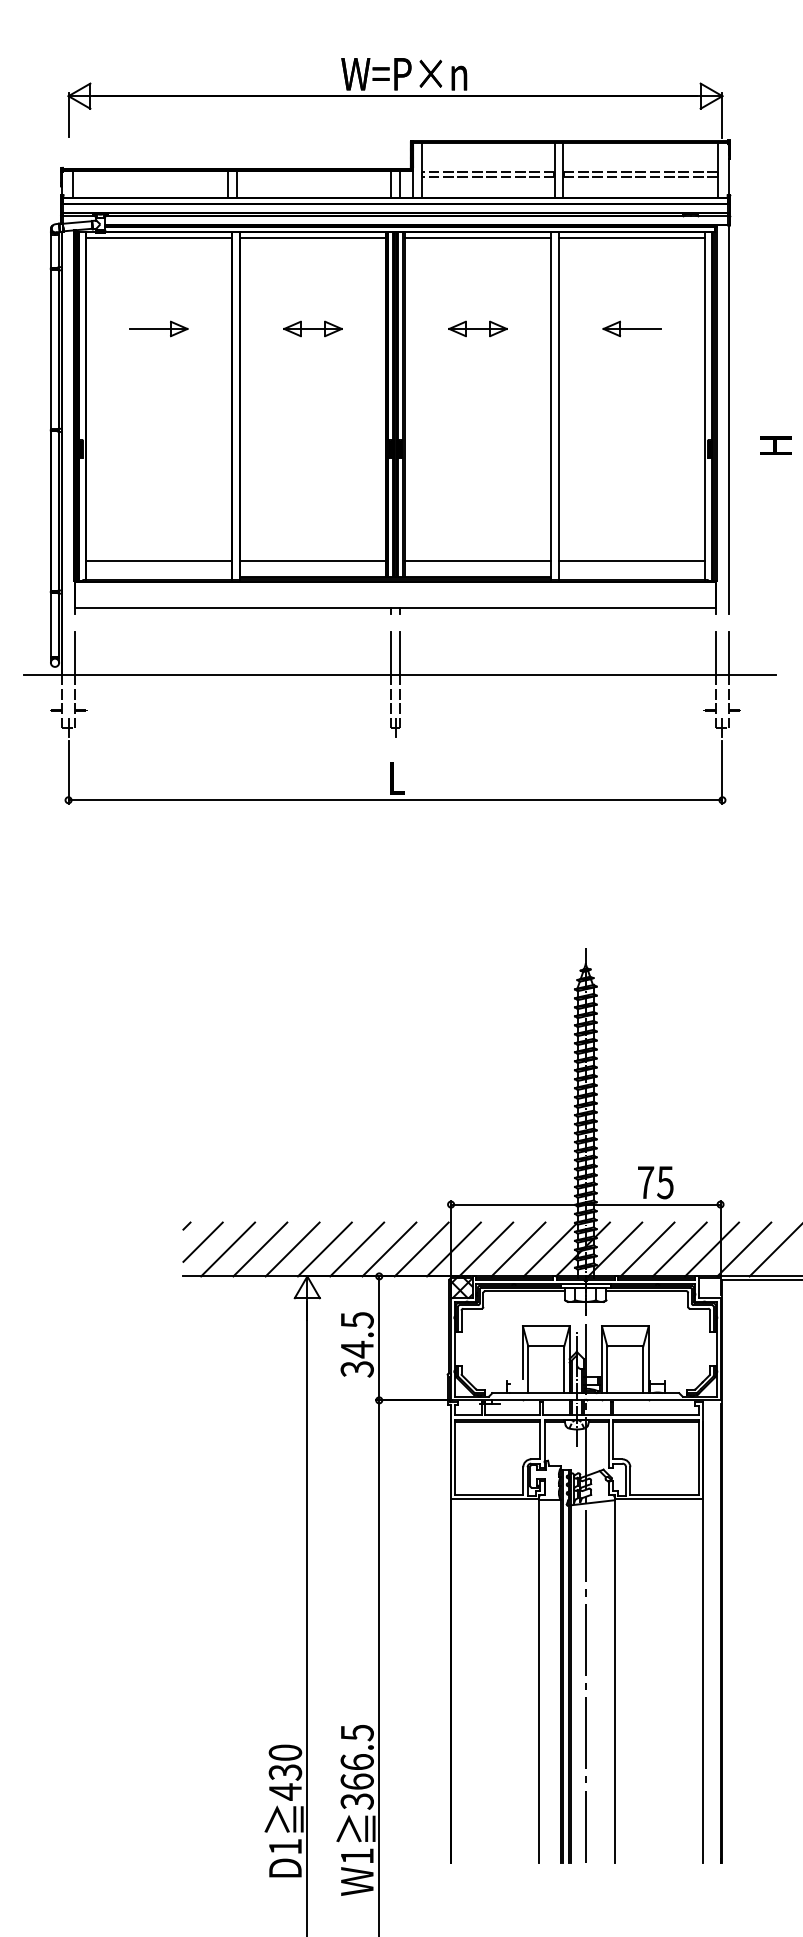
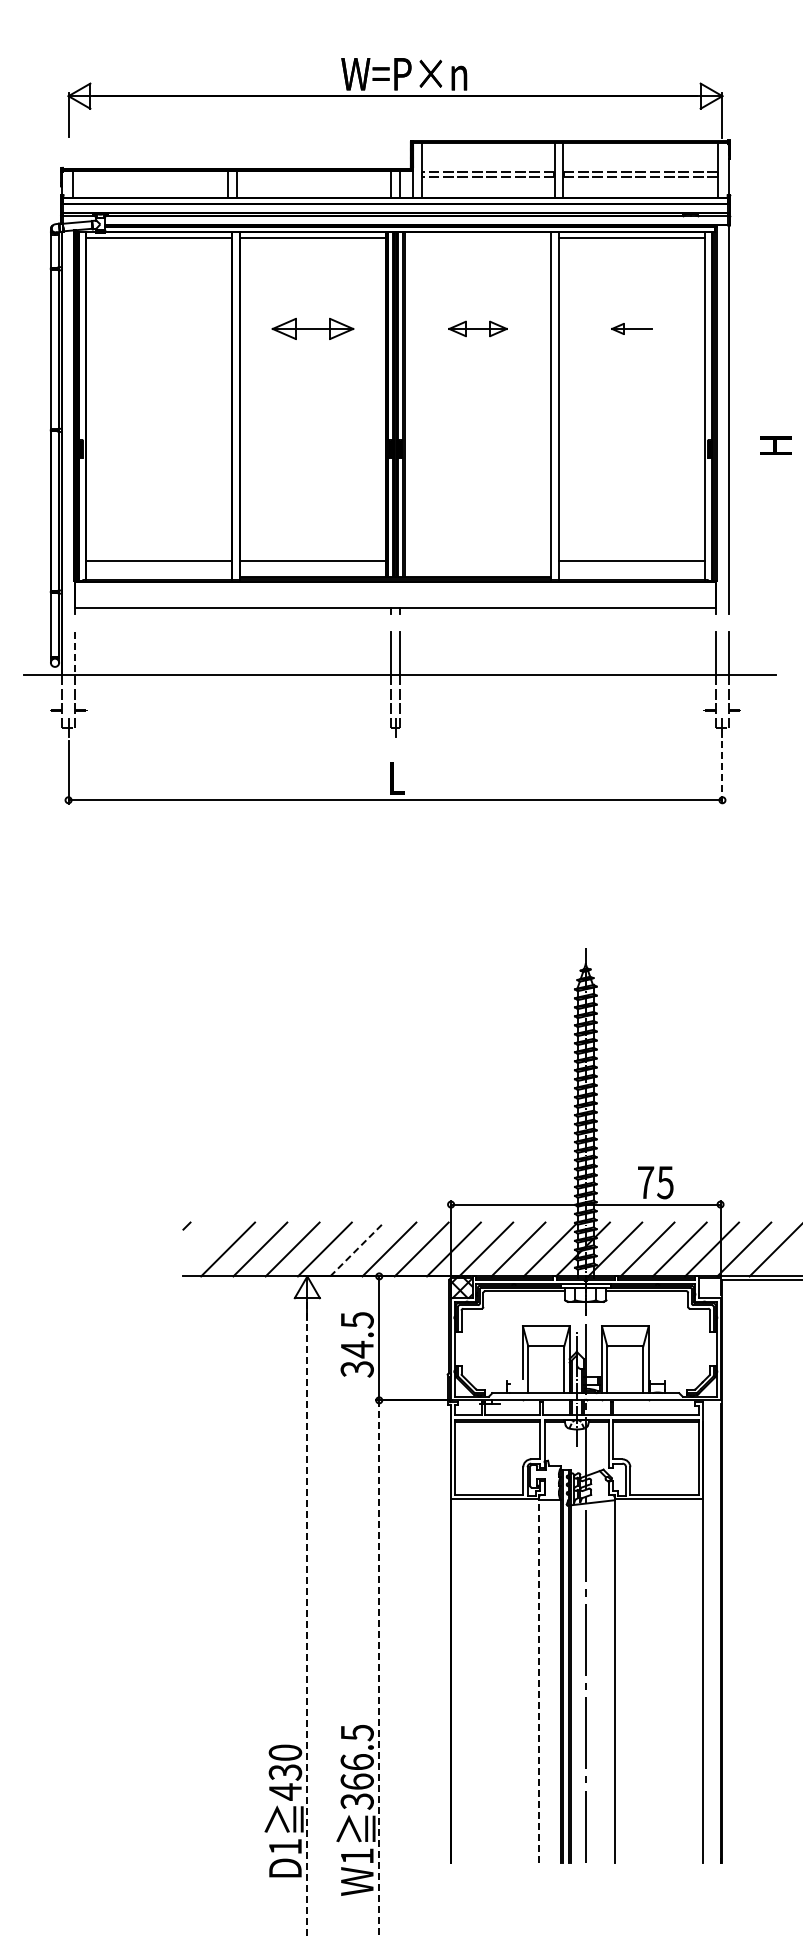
line: present -> none (477, 238)
part: present -> none (158, 328)
part size: 60x18 px -> 84x23 px (312, 328)
part size: 60x18 px -> 42x12 px (631, 328)
line: present -> none (477, 560)
line: solid -> dashed (75, 653)
line: solid -> dashed (722, 772)
line: present -> none (202, 1241)
line: solid -> dashed (357, 1249)
line: solid -> dashed (307, 1619)
line: solid -> dashed (379, 1669)
line: solid -> dashed (539, 1679)
